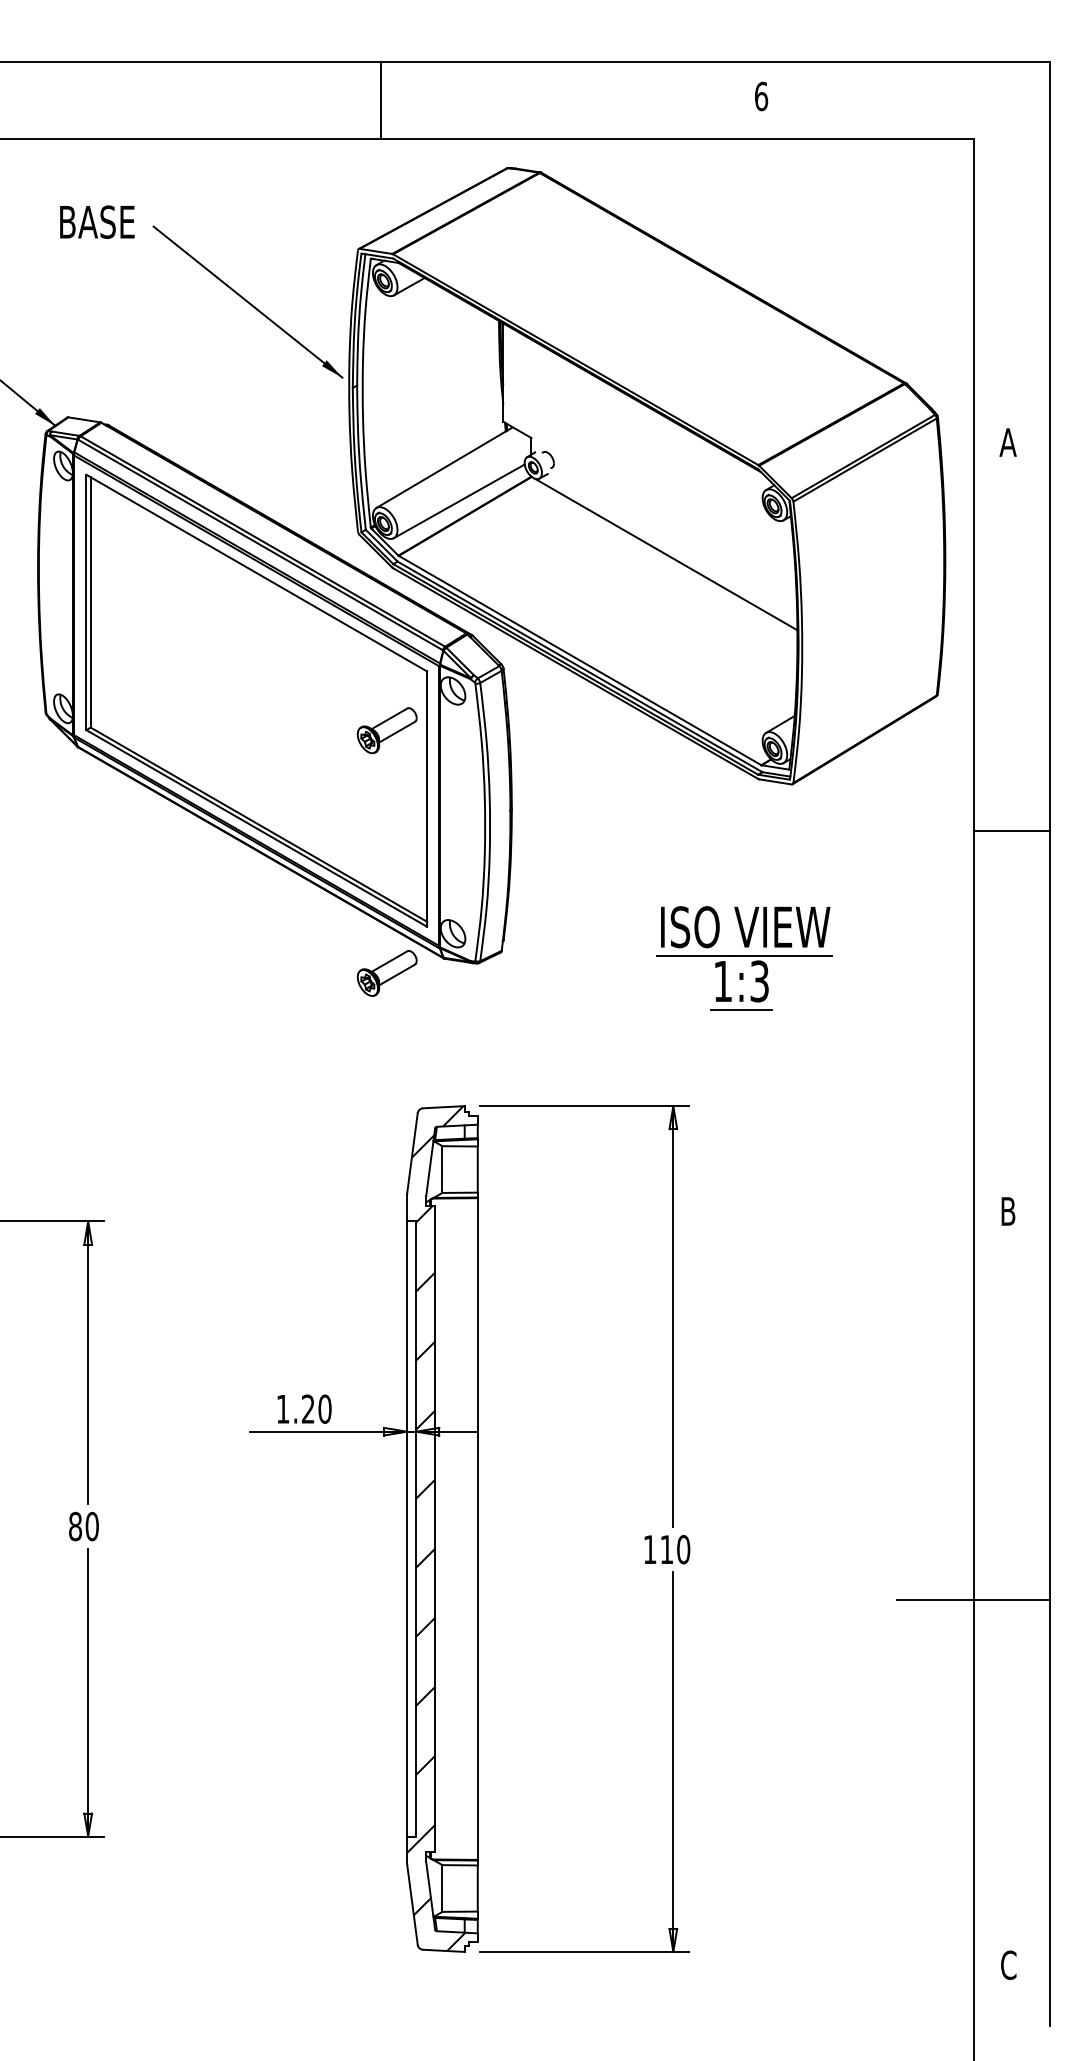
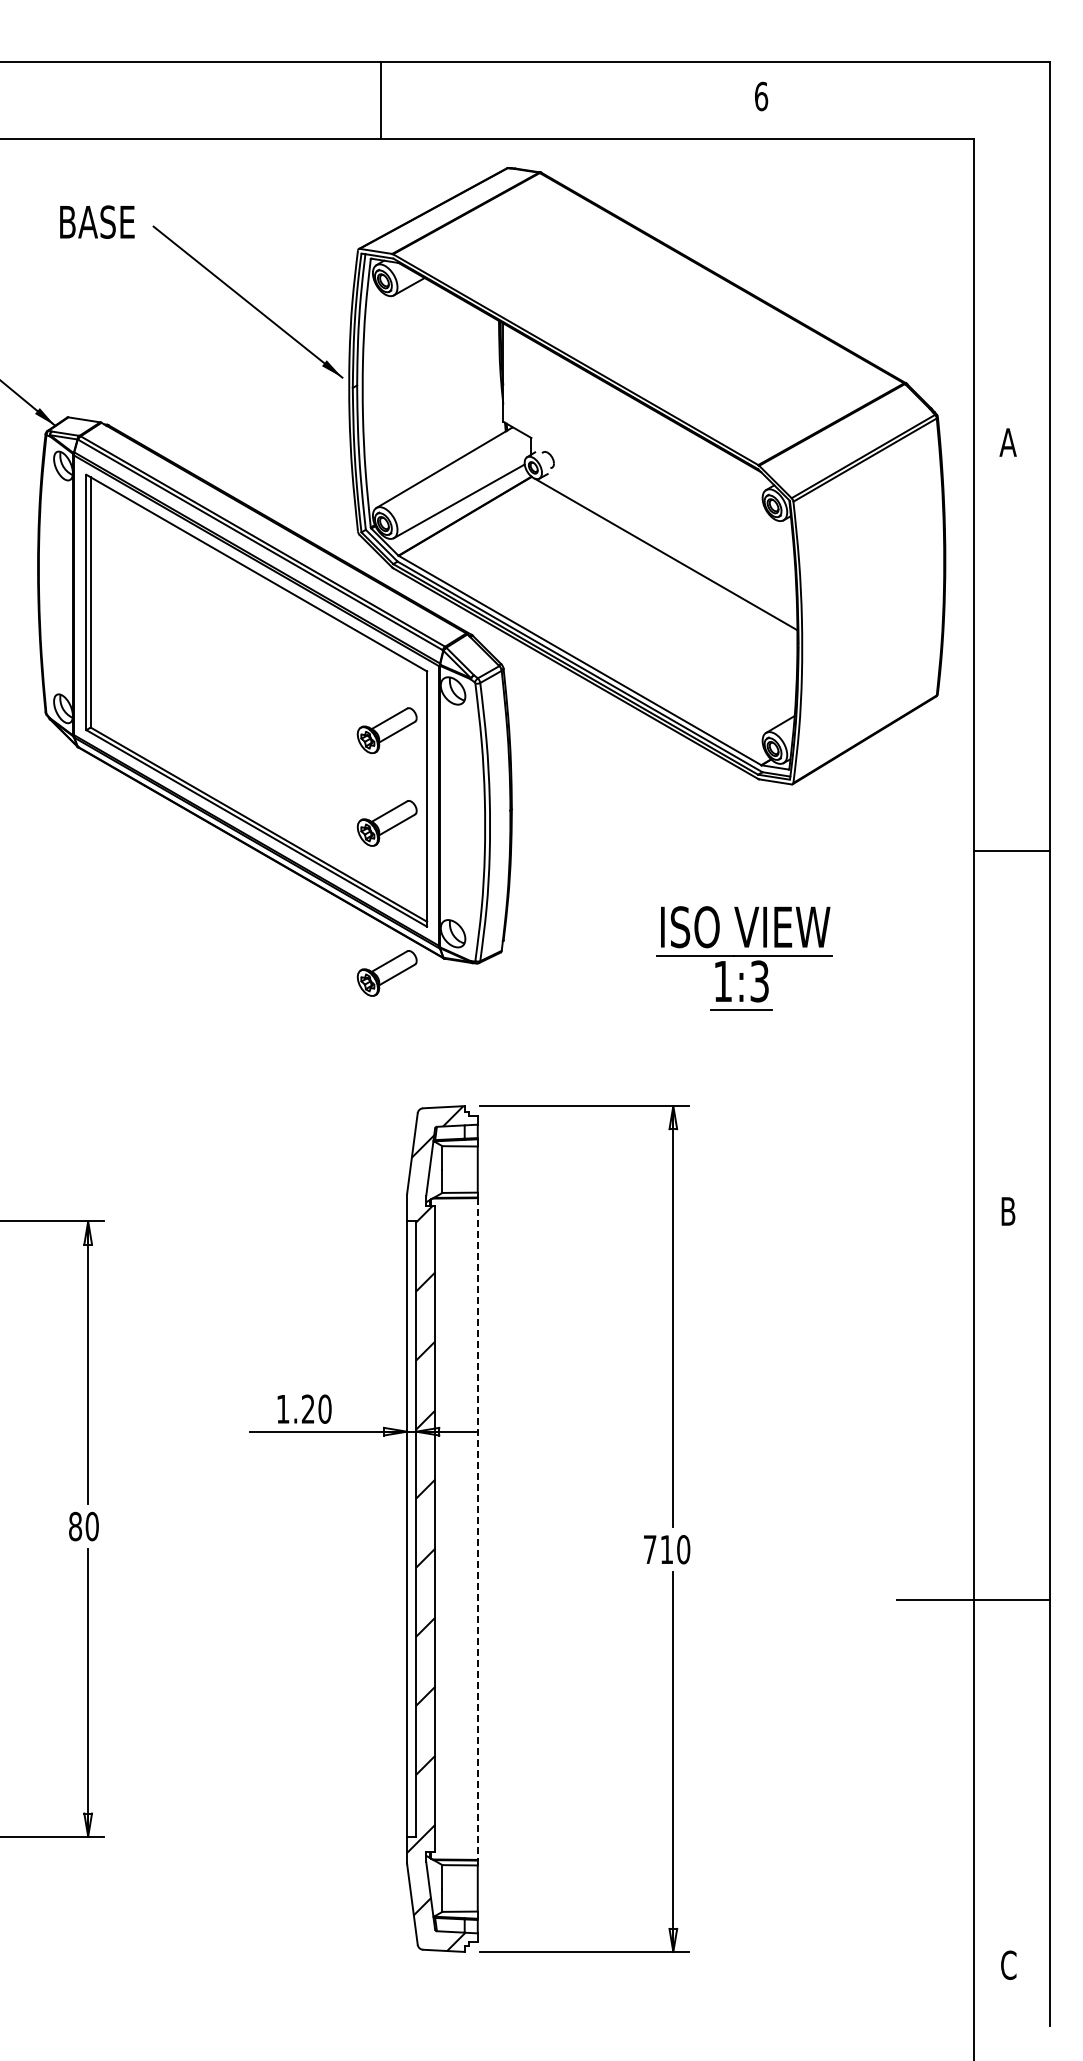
part: none -> present (386, 823)
line position: (1011, 830) -> (1011, 850) (1011, 850)
line: solid -> dashed (477, 1529)
text: 110 -> 710 (650, 1549)
